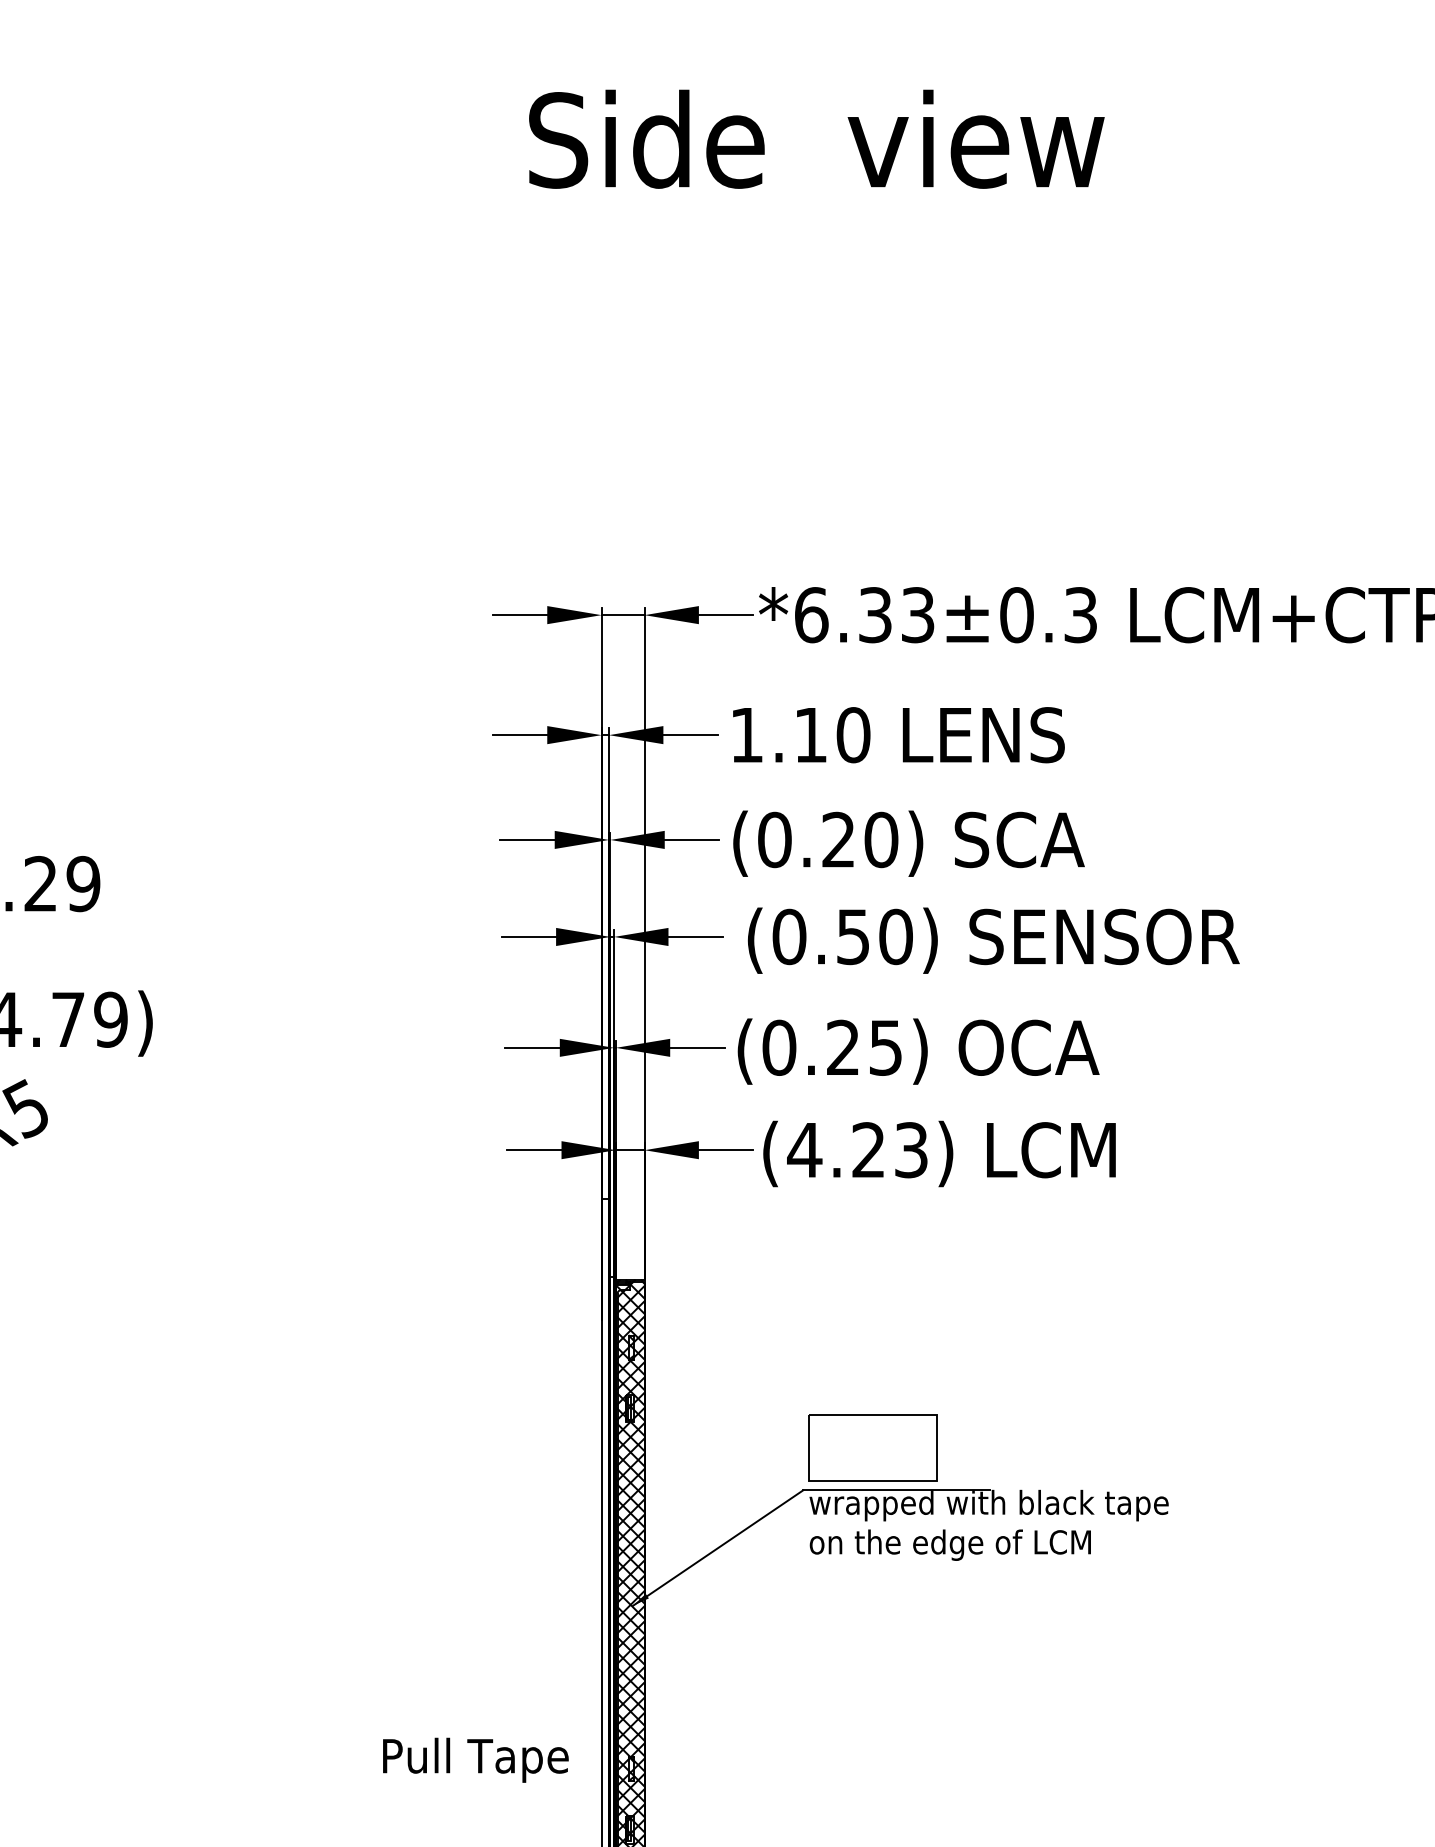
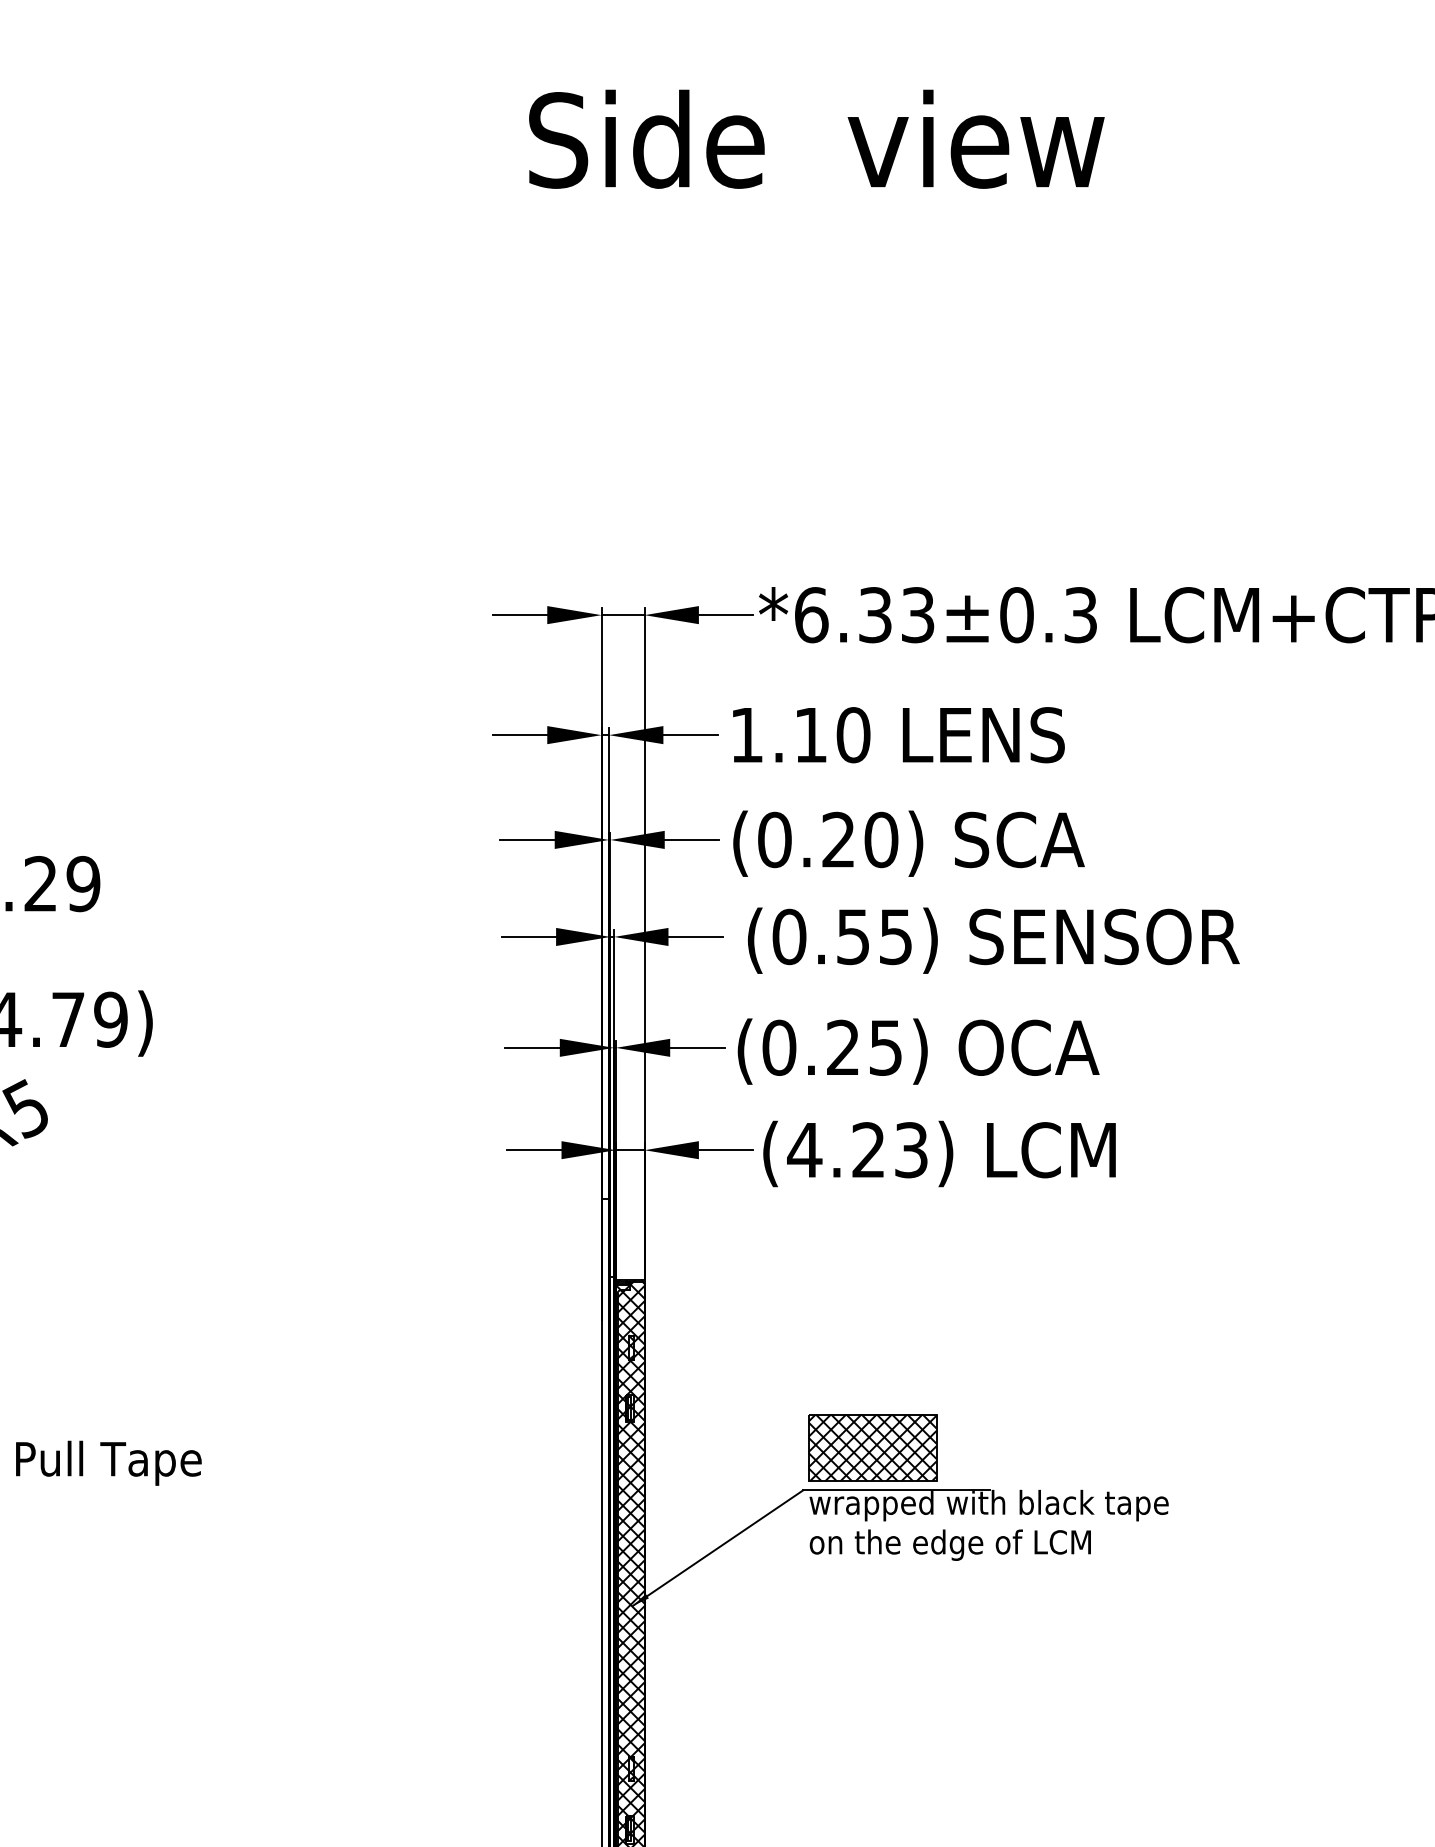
text: (0.50) -> (0.55) (895, 936)
hatch: none -> present (872, 1447)
text position: (475, 1759) -> (108, 1462) (108, 1462)
